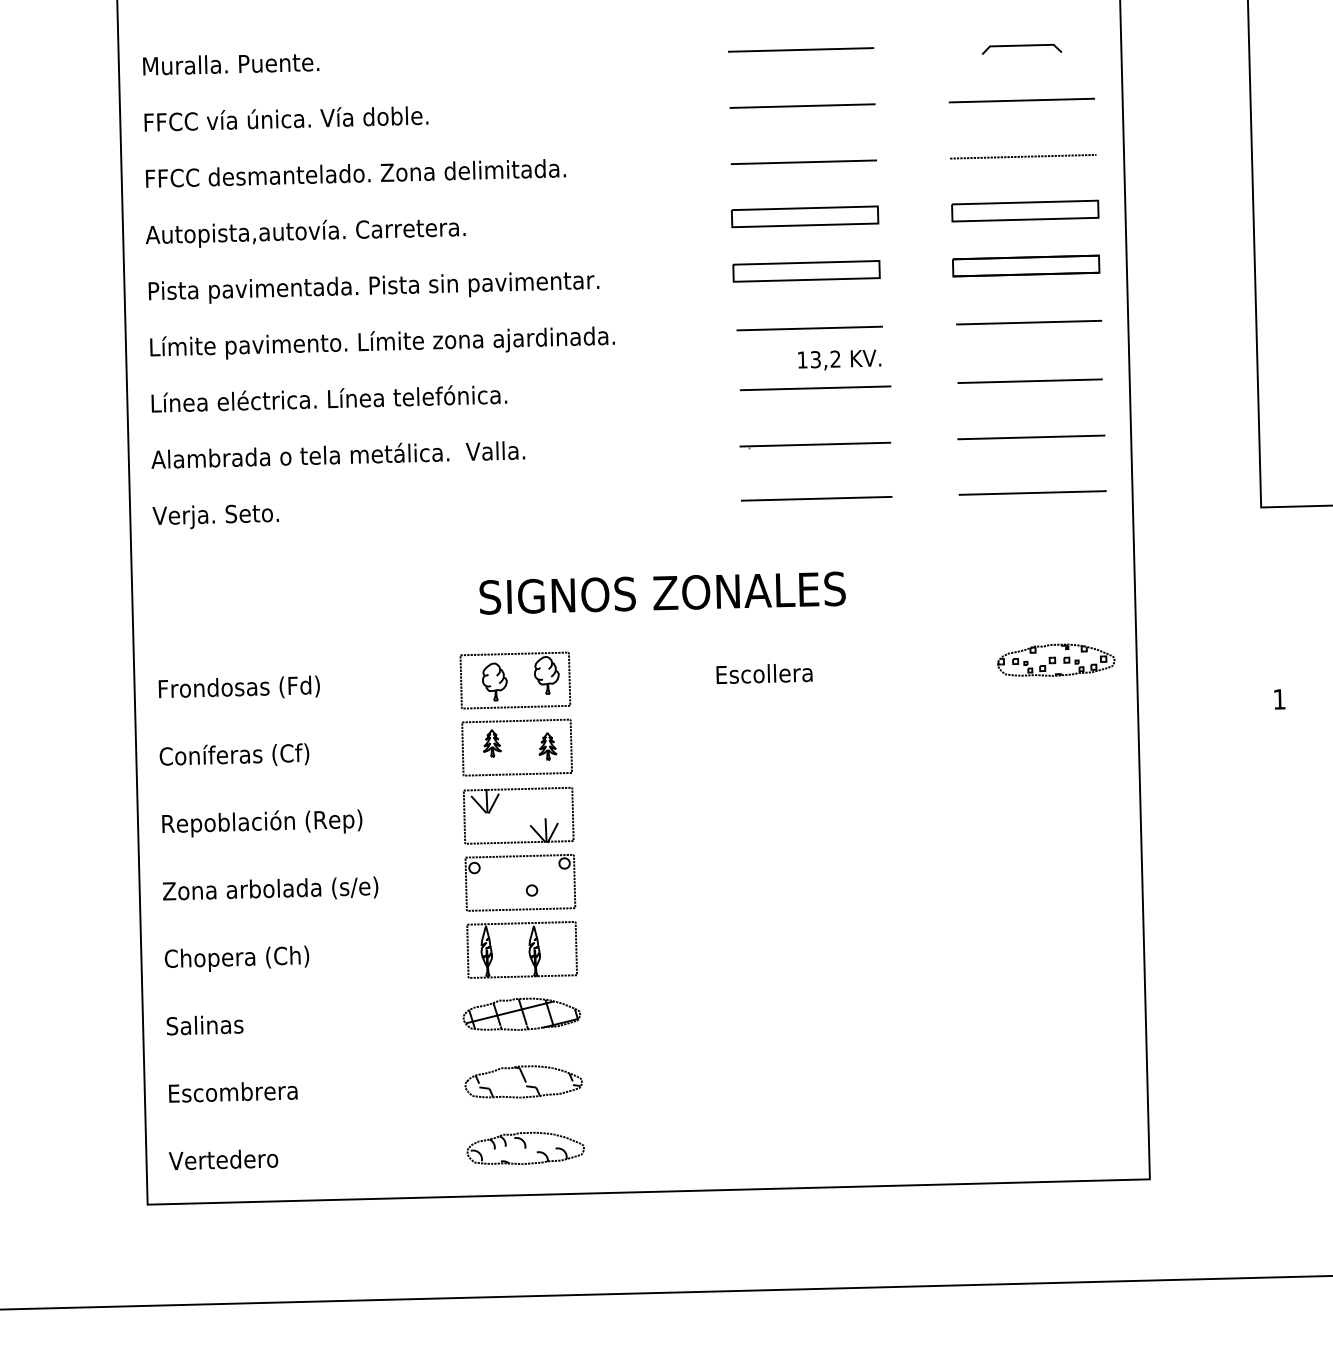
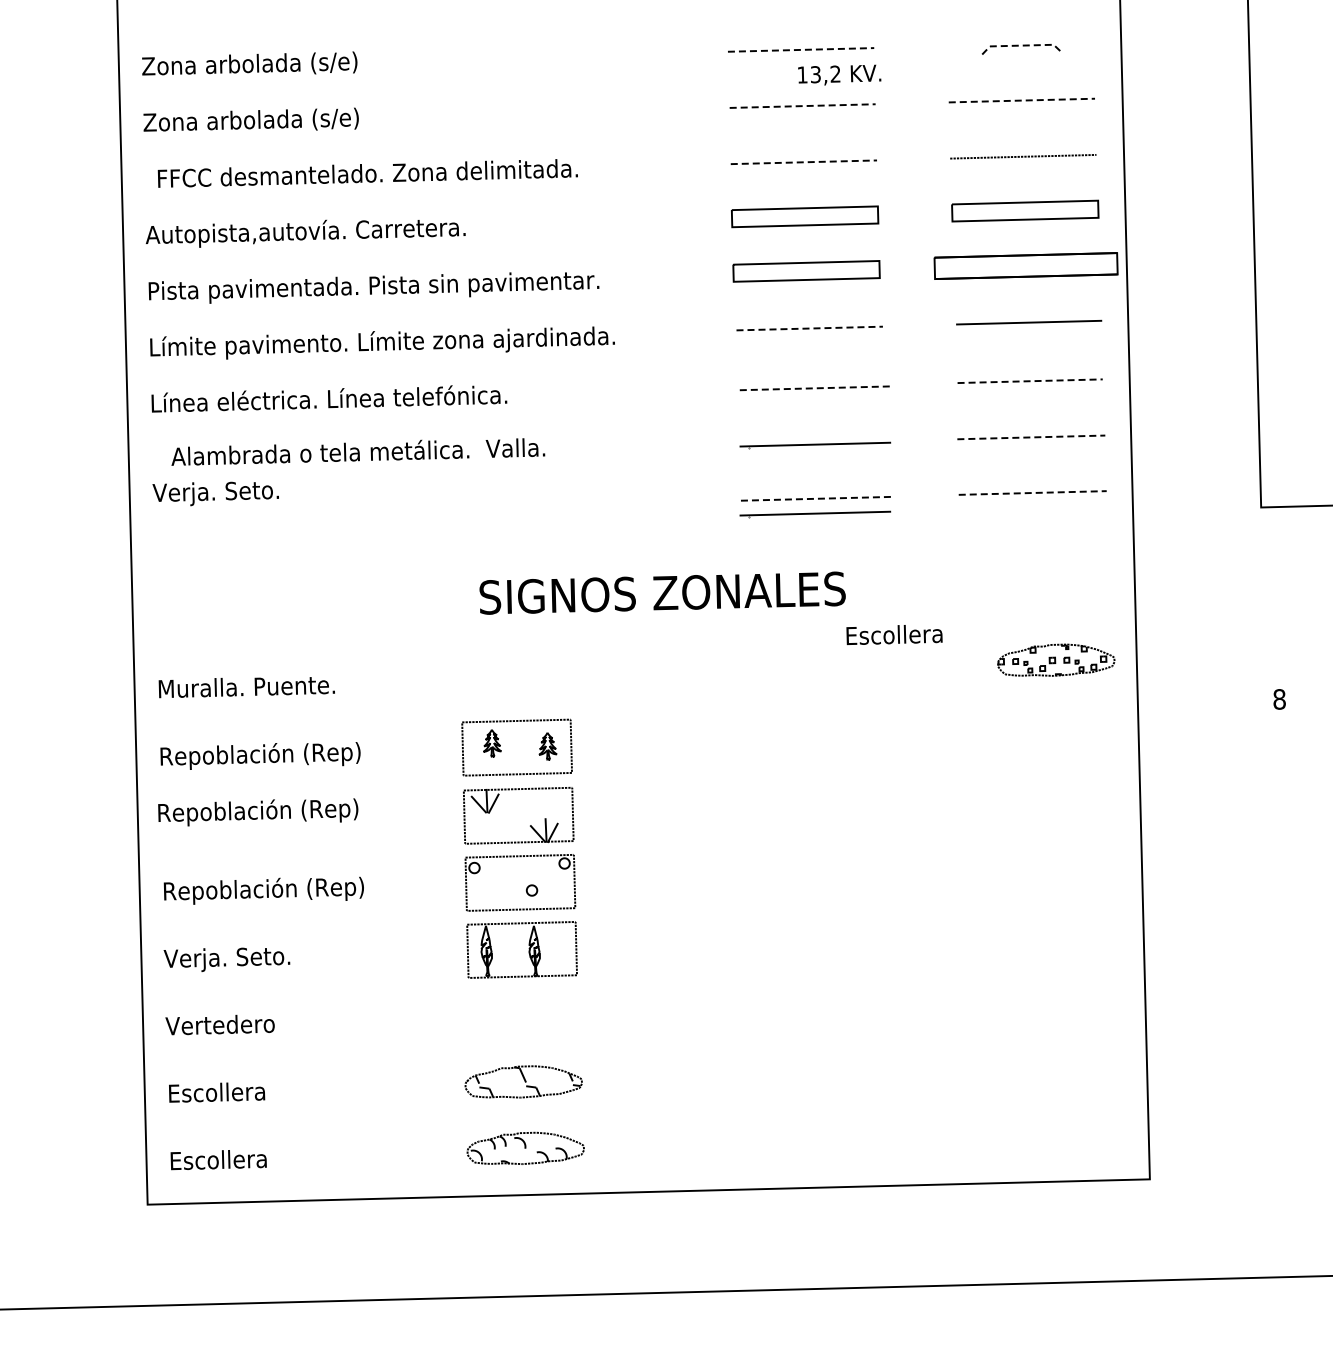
line: solid -> dashed (1021, 45)
line: solid -> dashed (801, 49)
text: Muralla. Puente. -> Zona arbolada (s/e) (249, 63)
line: solid -> dashed (1022, 100)
line: solid -> dashed (802, 106)
text: FFCC vía única. Vía doble. -> Zona arbolada (s/e) (285, 118)
line: solid -> dashed (804, 162)
text position: (355, 173) -> (367, 173) (367, 173)
part size: 149x24 px -> 186x28 px (1025, 265)
line: solid -> dashed (810, 328)
text position: (839, 359) -> (839, 74) (839, 74)
line: solid -> dashed (1030, 381)
line: solid -> dashed (815, 388)
line: solid -> dashed (1031, 437)
text position: (338, 454) -> (358, 451) (358, 451)
line: solid -> dashed (1033, 492)
line: solid -> dashed (816, 498)
part: none -> present (815, 514)
text position: (215, 516) -> (215, 493) (215, 493)
text position: (764, 674) -> (894, 635) (894, 635)
part: present -> none (507, 680)
text: Frondosas (Fd) -> Muralla. Puente. (247, 686)
text: 1 -> 8 (1279, 699)
text: Coníferas (Cf) -> Repoblación (Rep) (259, 755)
text position: (262, 823) -> (258, 812) (258, 812)
text: Zona arbolada (s/e) -> Repoblación (Rep) (270, 890)
text: Chopera (Ch) -> Verja. Seto. (236, 958)
part: present -> none (521, 1013)
text: Salinas -> Vertedero (219, 1024)
text: Escombrera -> Escollera (258, 1091)
text: Vertedero -> Escollera (223, 1159)
